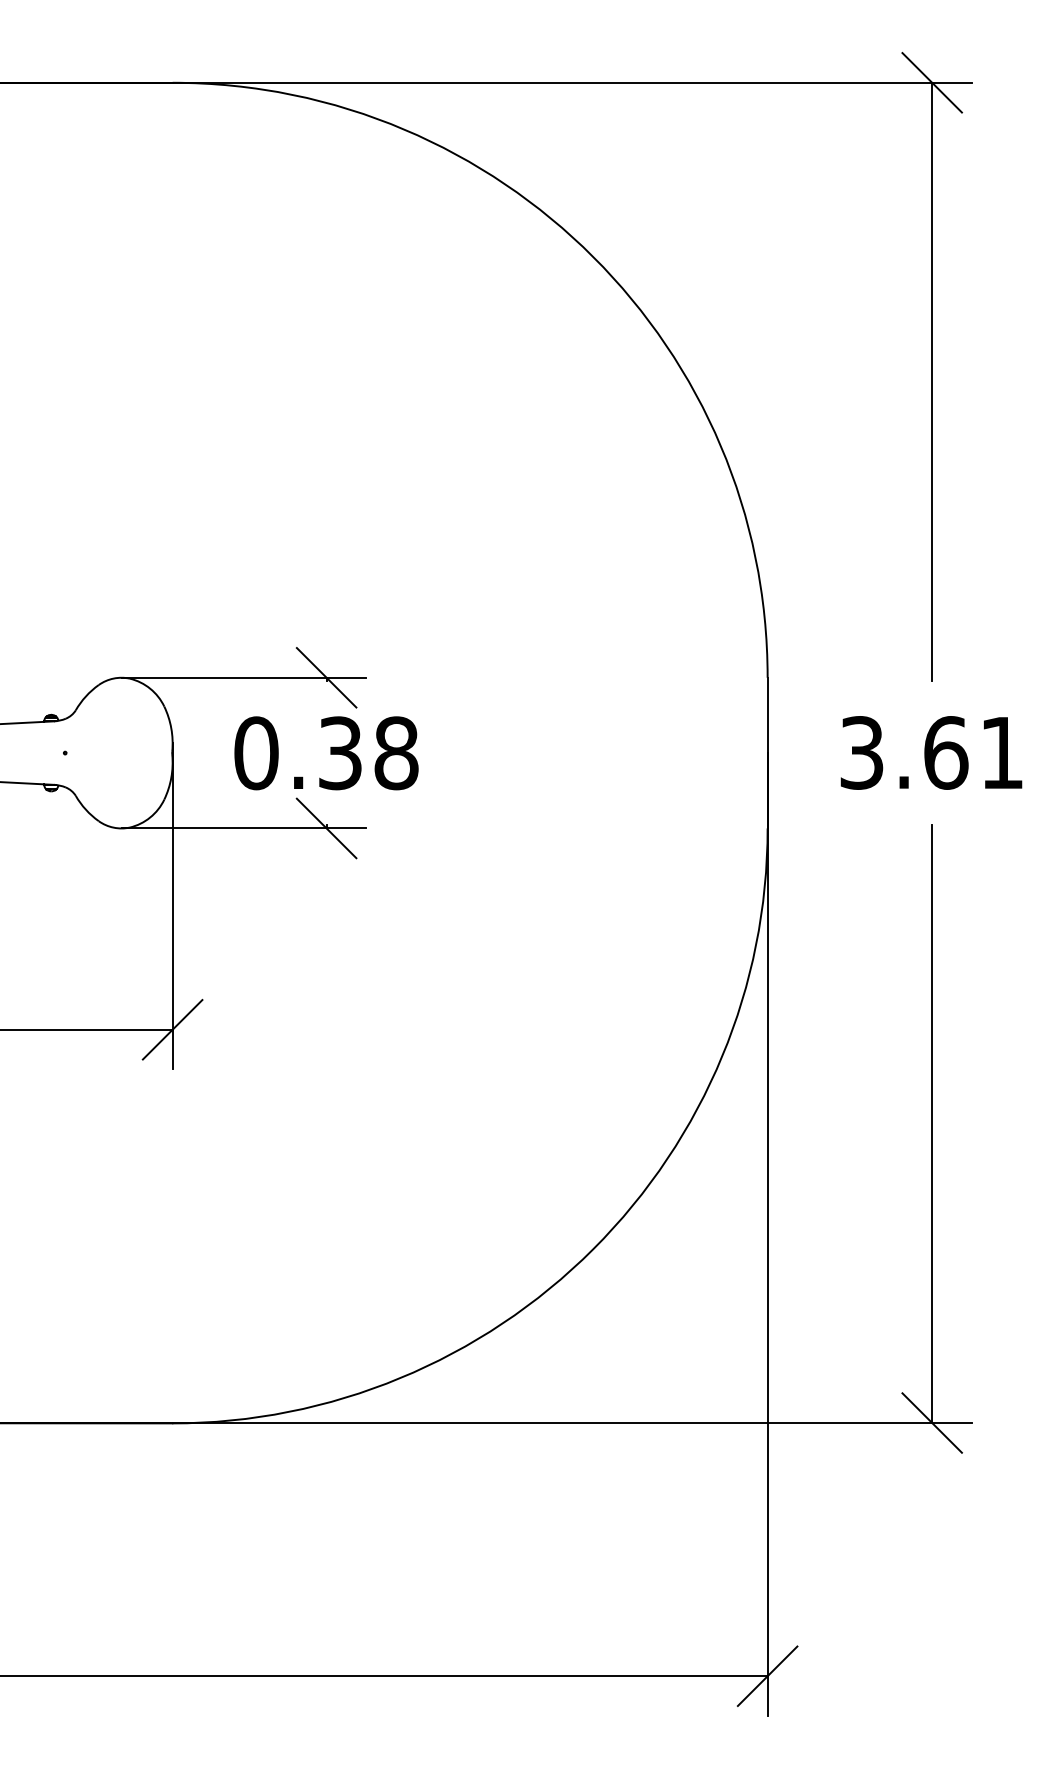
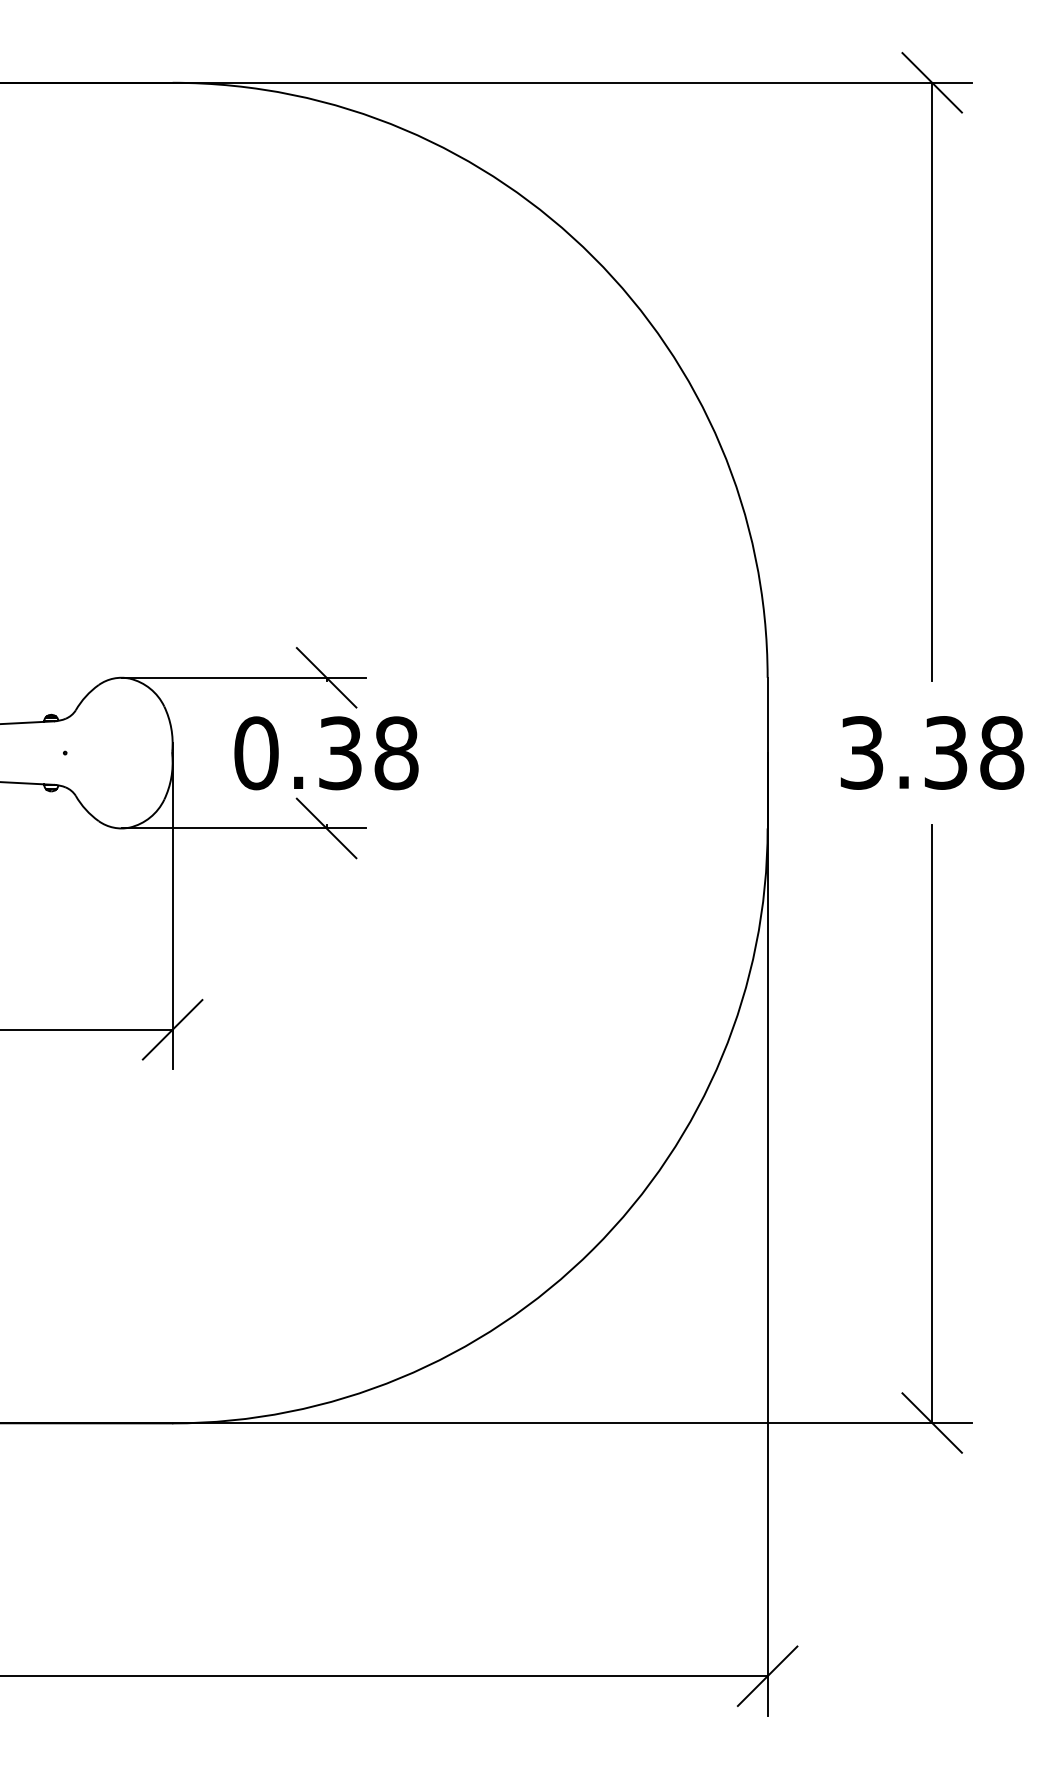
text: 3.61 -> 3.38 (974, 752)
